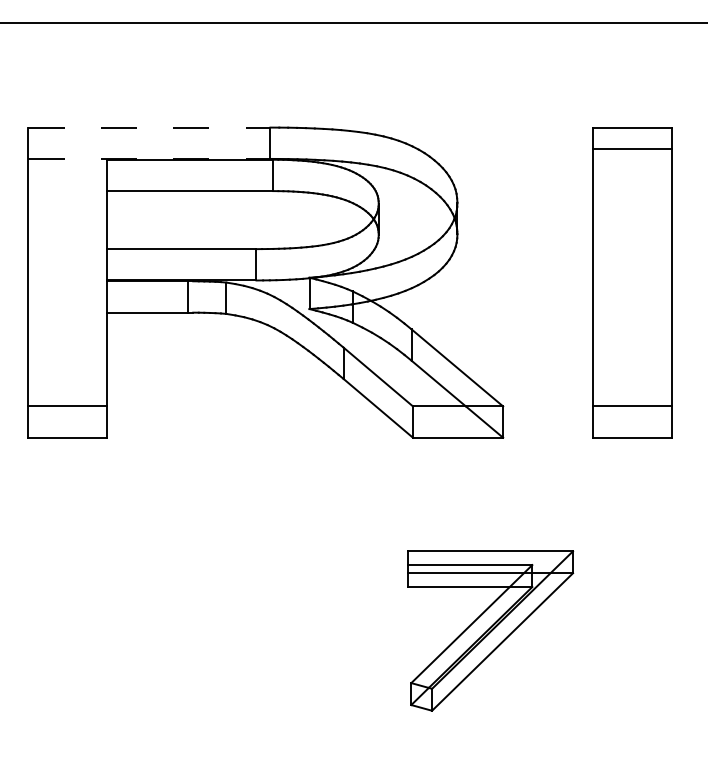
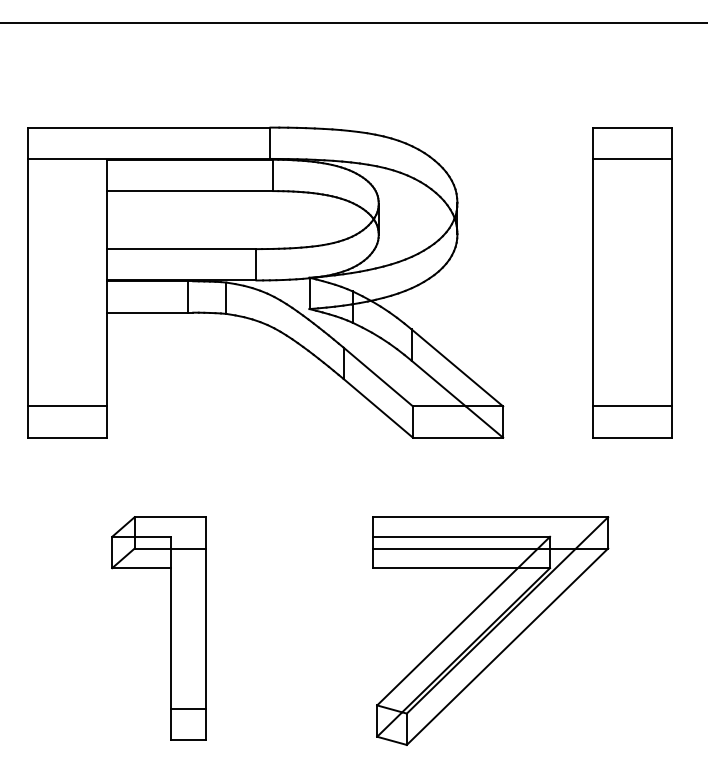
line: dashed -> solid (149, 127)
line position: (632, 148) -> (632, 158) (632, 158)
line: dashed -> solid (149, 158)
part: none -> present (170, 628)
part size: 168x162 px -> 238x230 px (490, 630)
